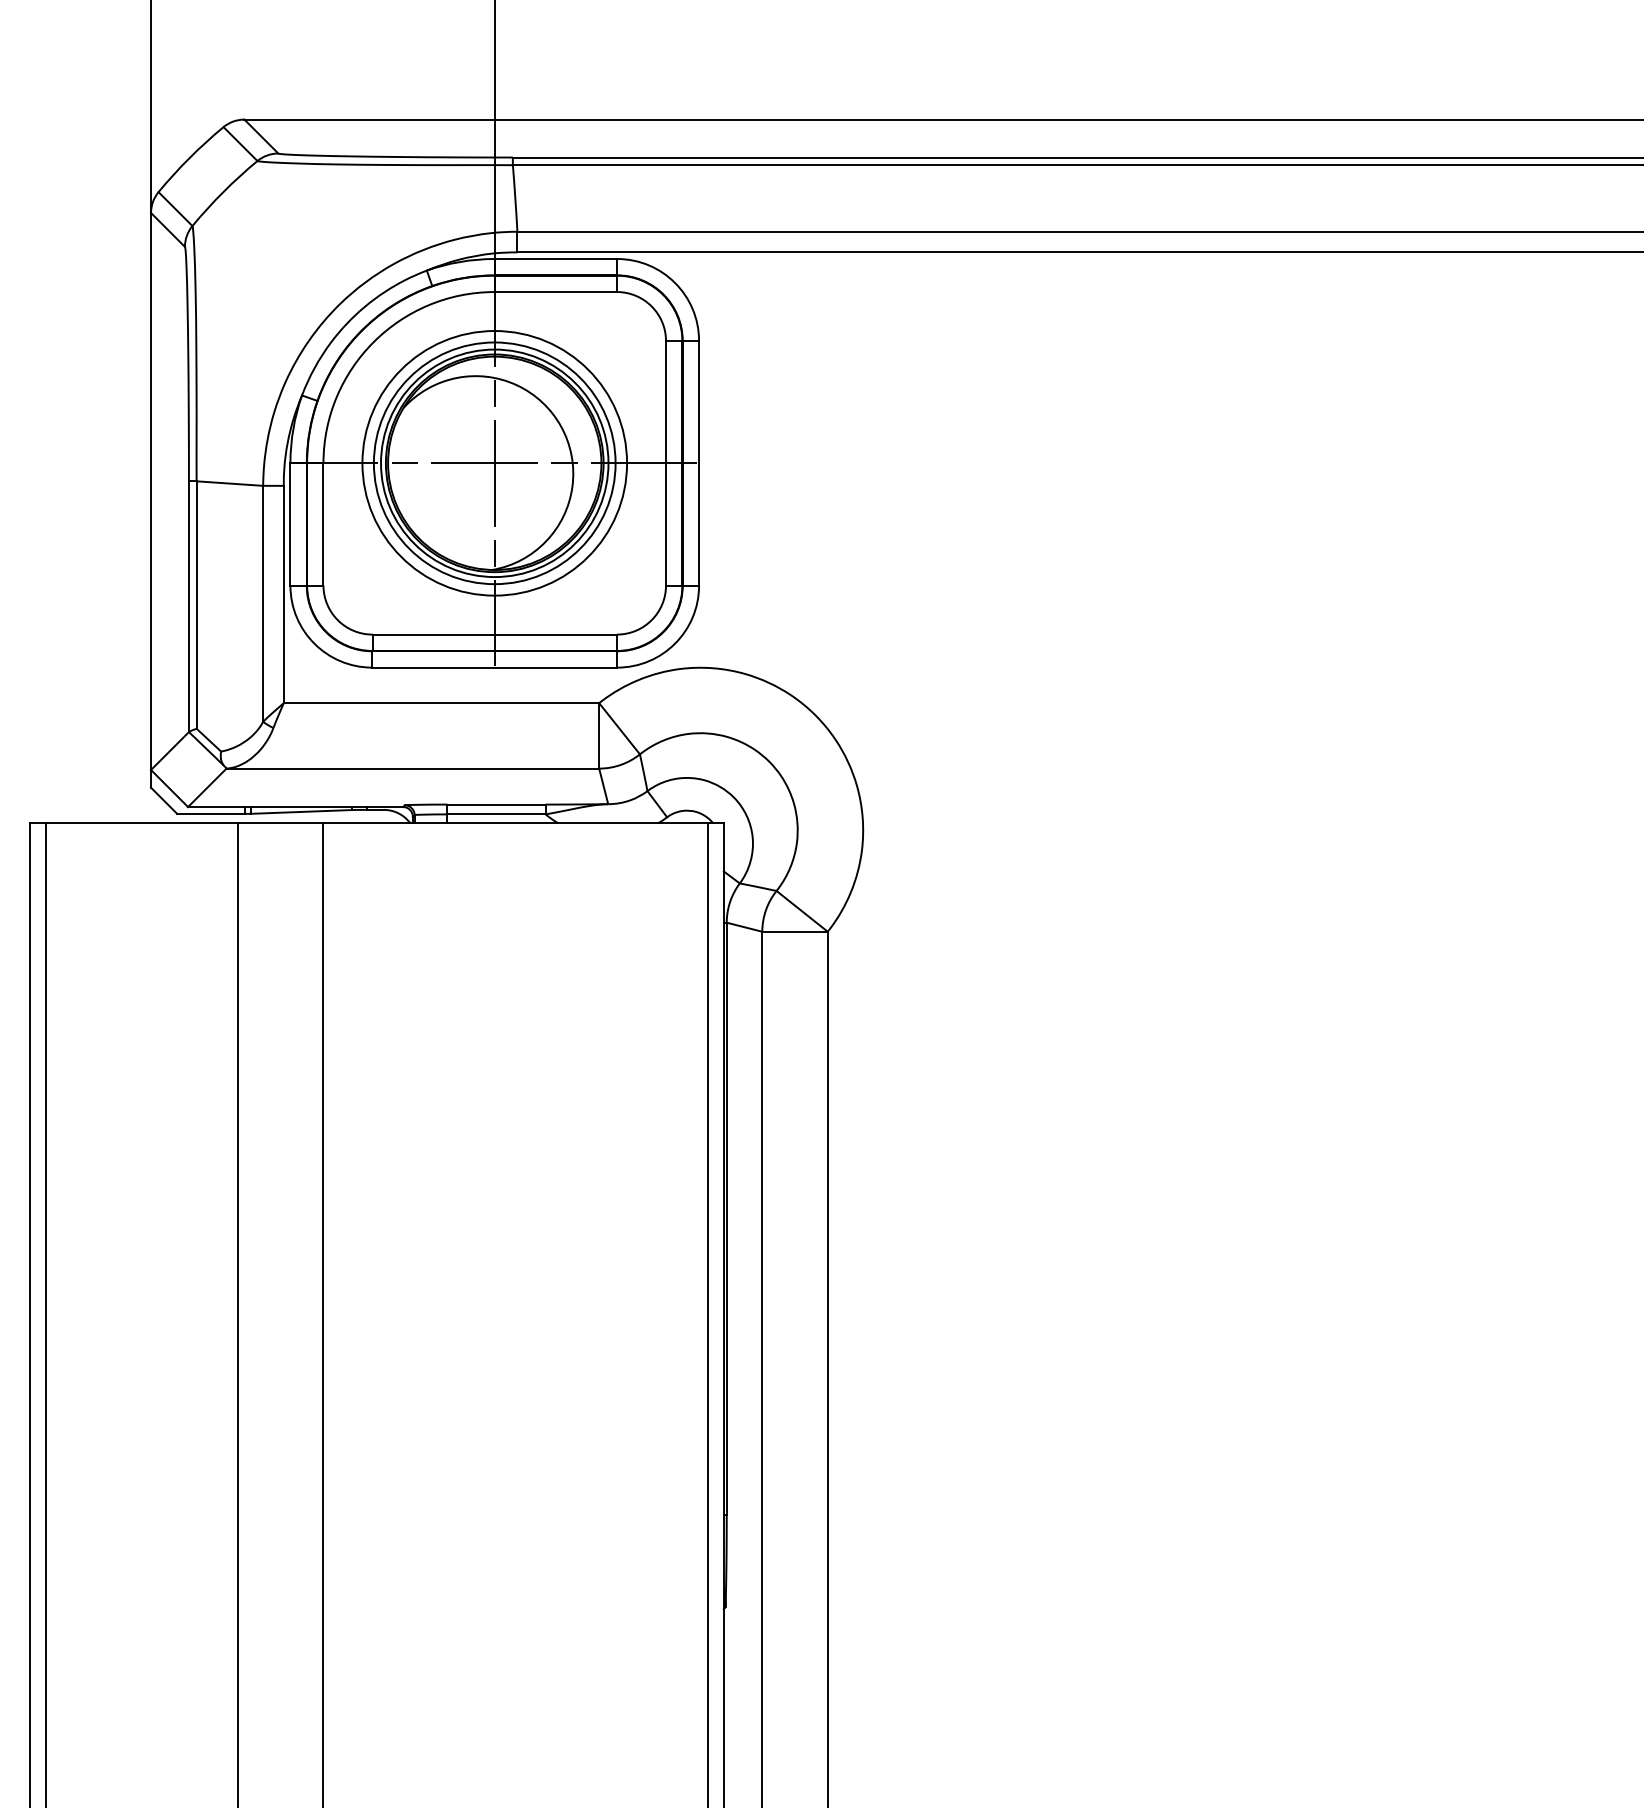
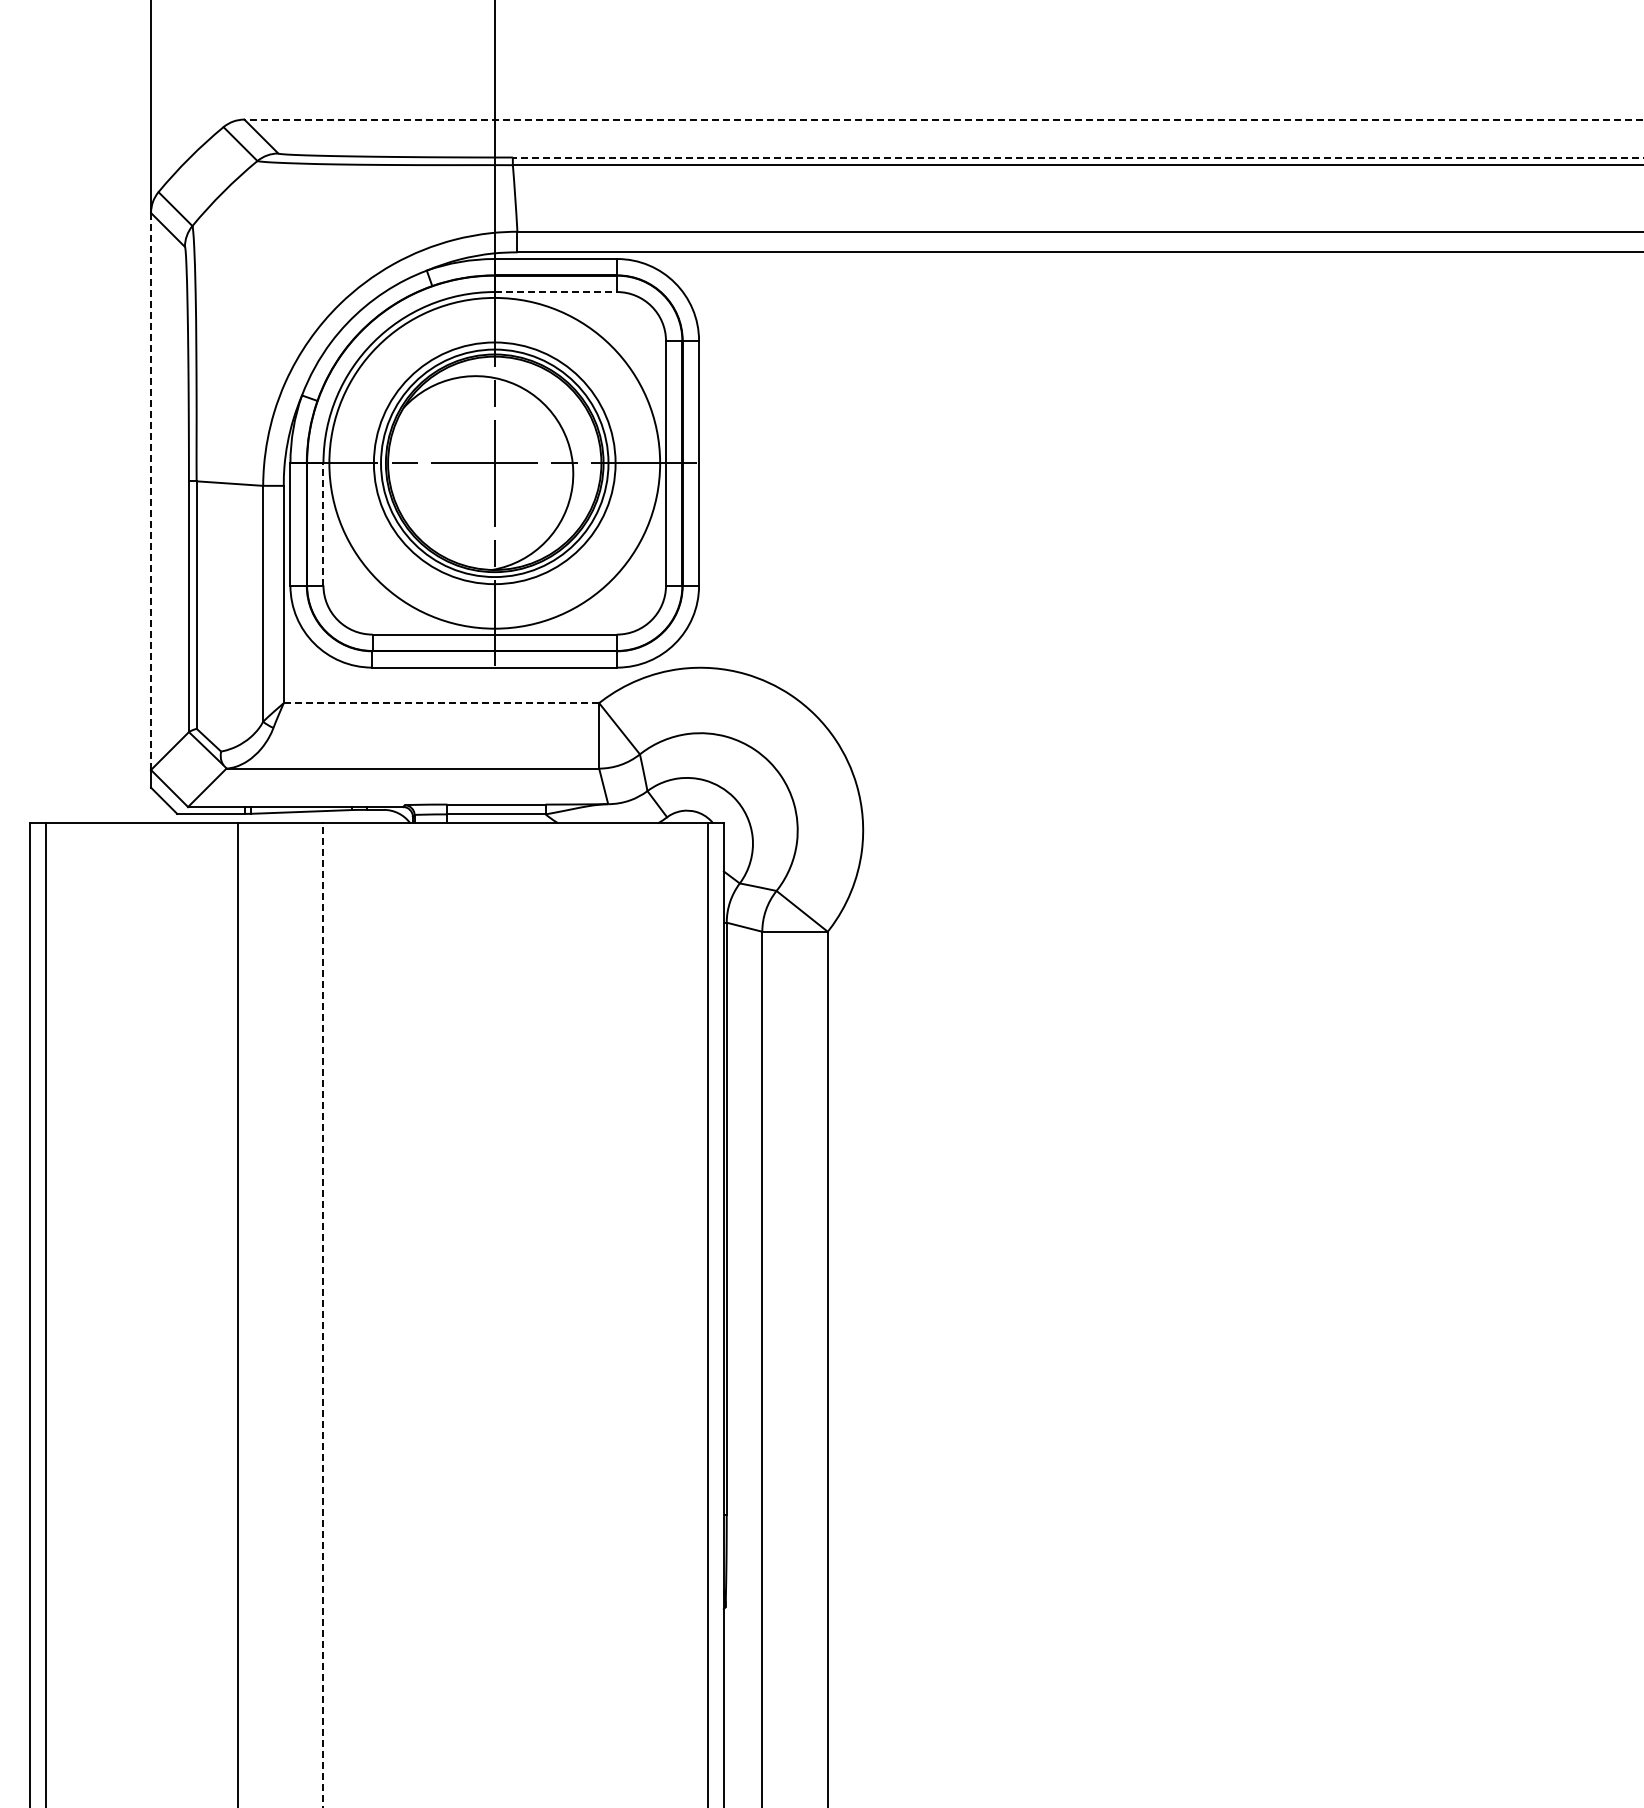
line: solid -> dashed (943, 119)
line: solid -> dashed (1077, 157)
line: solid -> dashed (556, 292)
circle diameter: 265 px -> 331 px (494, 462)
line: solid -> dashed (151, 492)
line: solid -> dashed (323, 523)
line: solid -> dashed (441, 703)
line: solid -> dashed (323, 1315)
